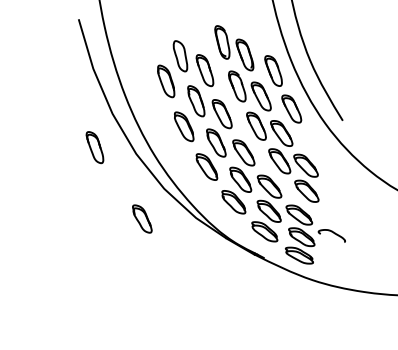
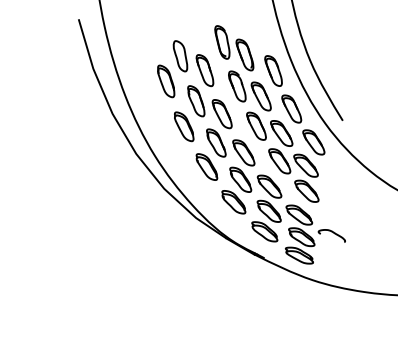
part: none -> present (313, 142)
part: present -> none (94, 147)
part: present -> none (142, 218)
